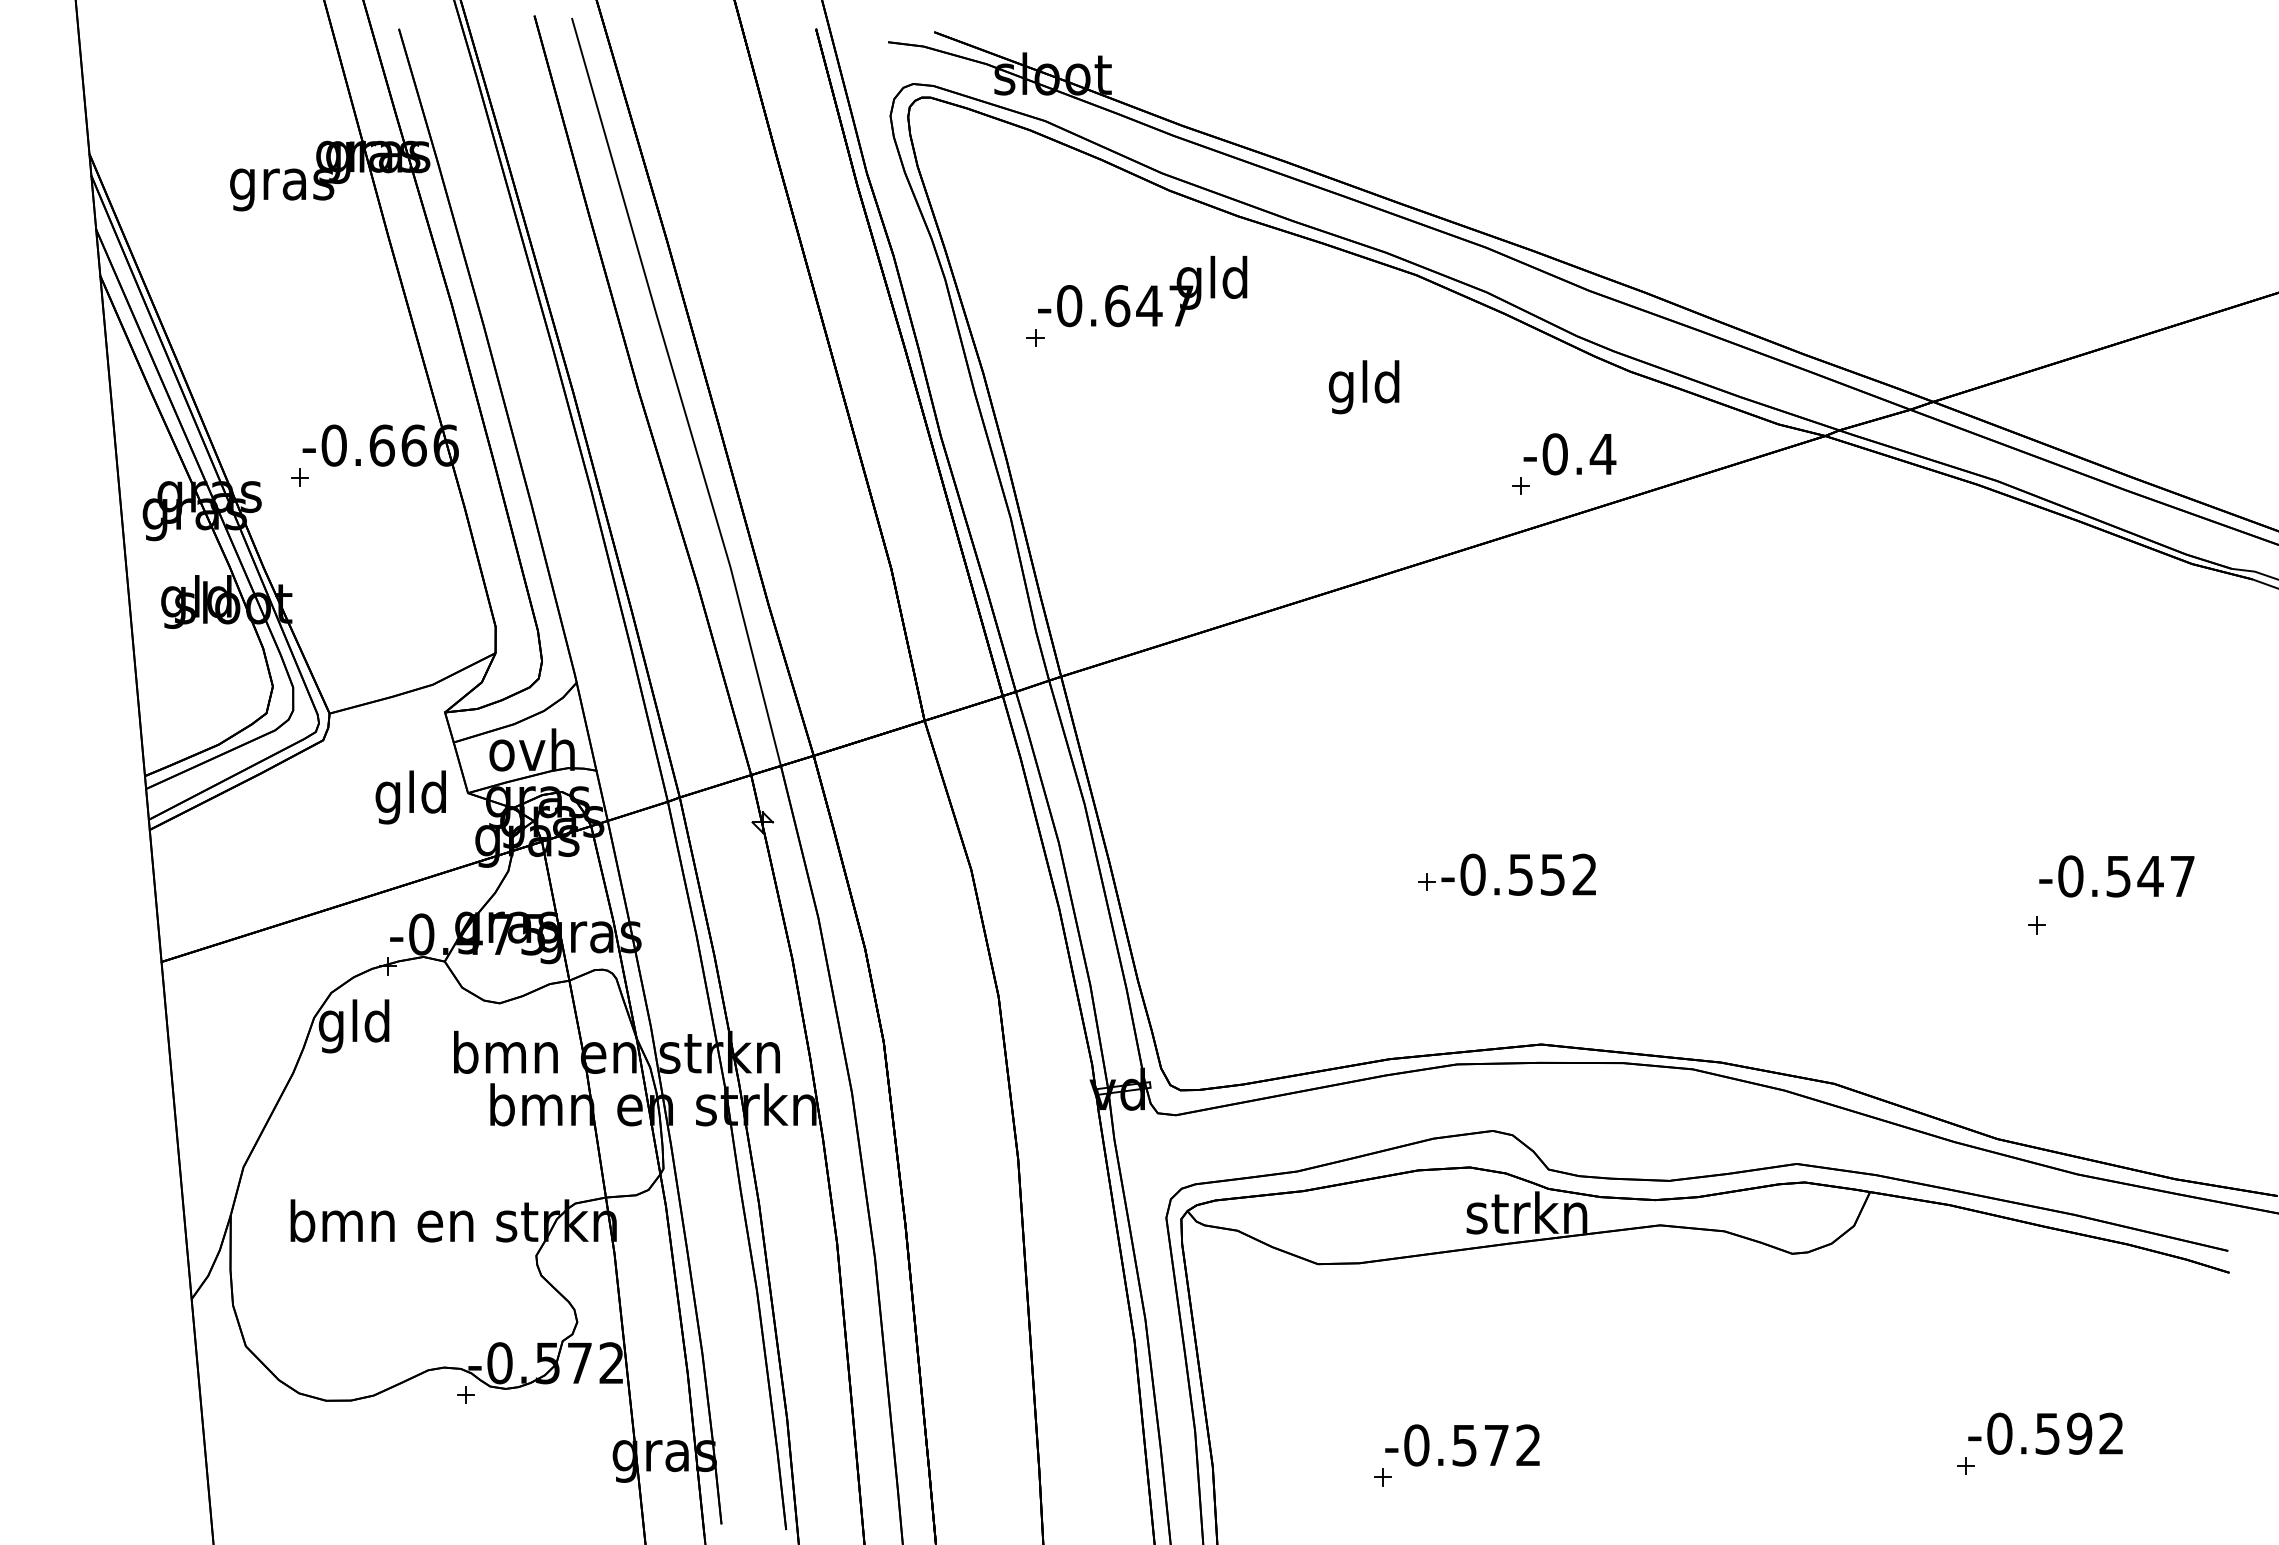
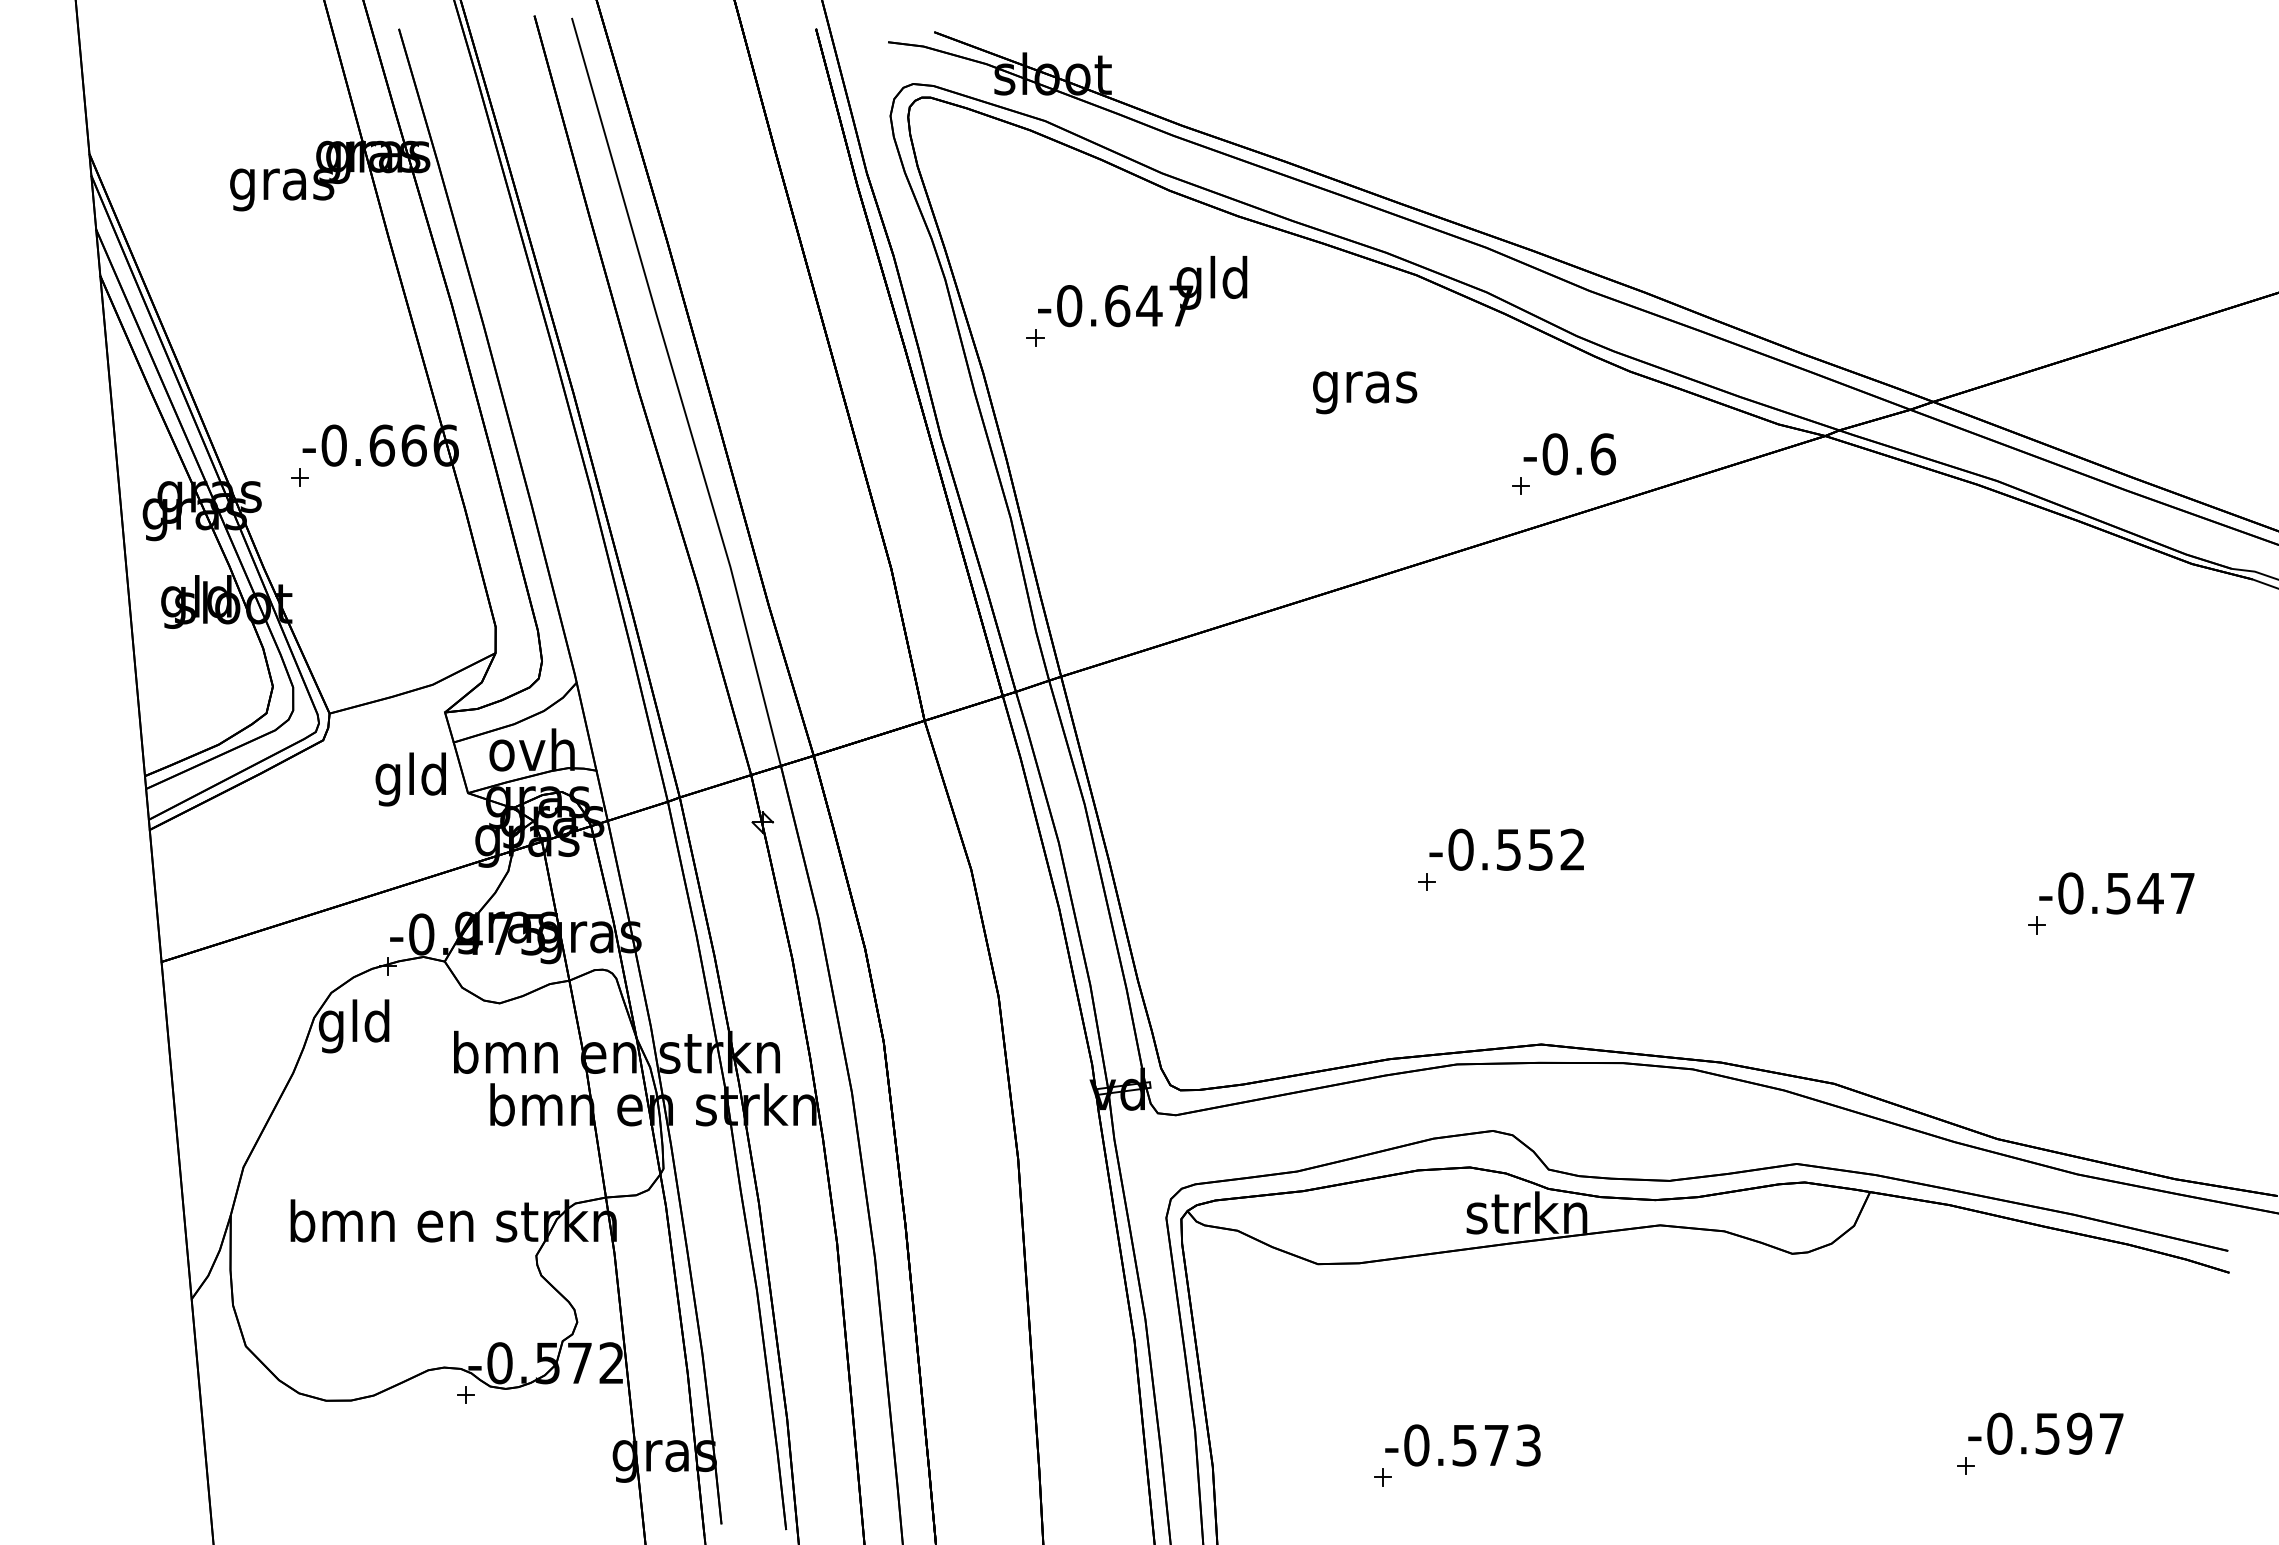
text: gld -> gras (1365, 387)
text: -0.4 -> -0.6 (1602, 454)
text position: (410, 797) -> (410, 779) (410, 779)
text position: (1518, 874) -> (1506, 849) (1506, 849)
text position: (2116, 876) -> (2116, 893) (2116, 893)
text: -0.592 -> -0.597 (2111, 1433)
text: -0.572 -> -0.573 (1528, 1445)
